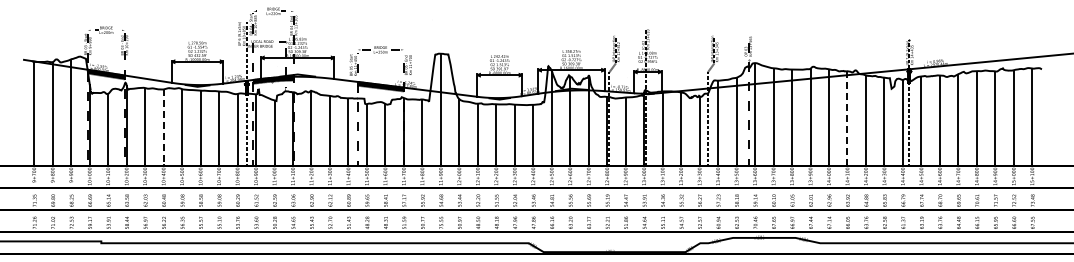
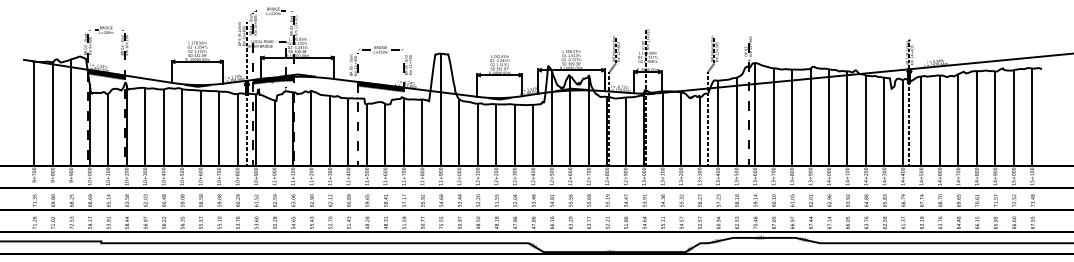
line: dashed -> solid (847, 119)
line: dashed -> solid (163, 129)
